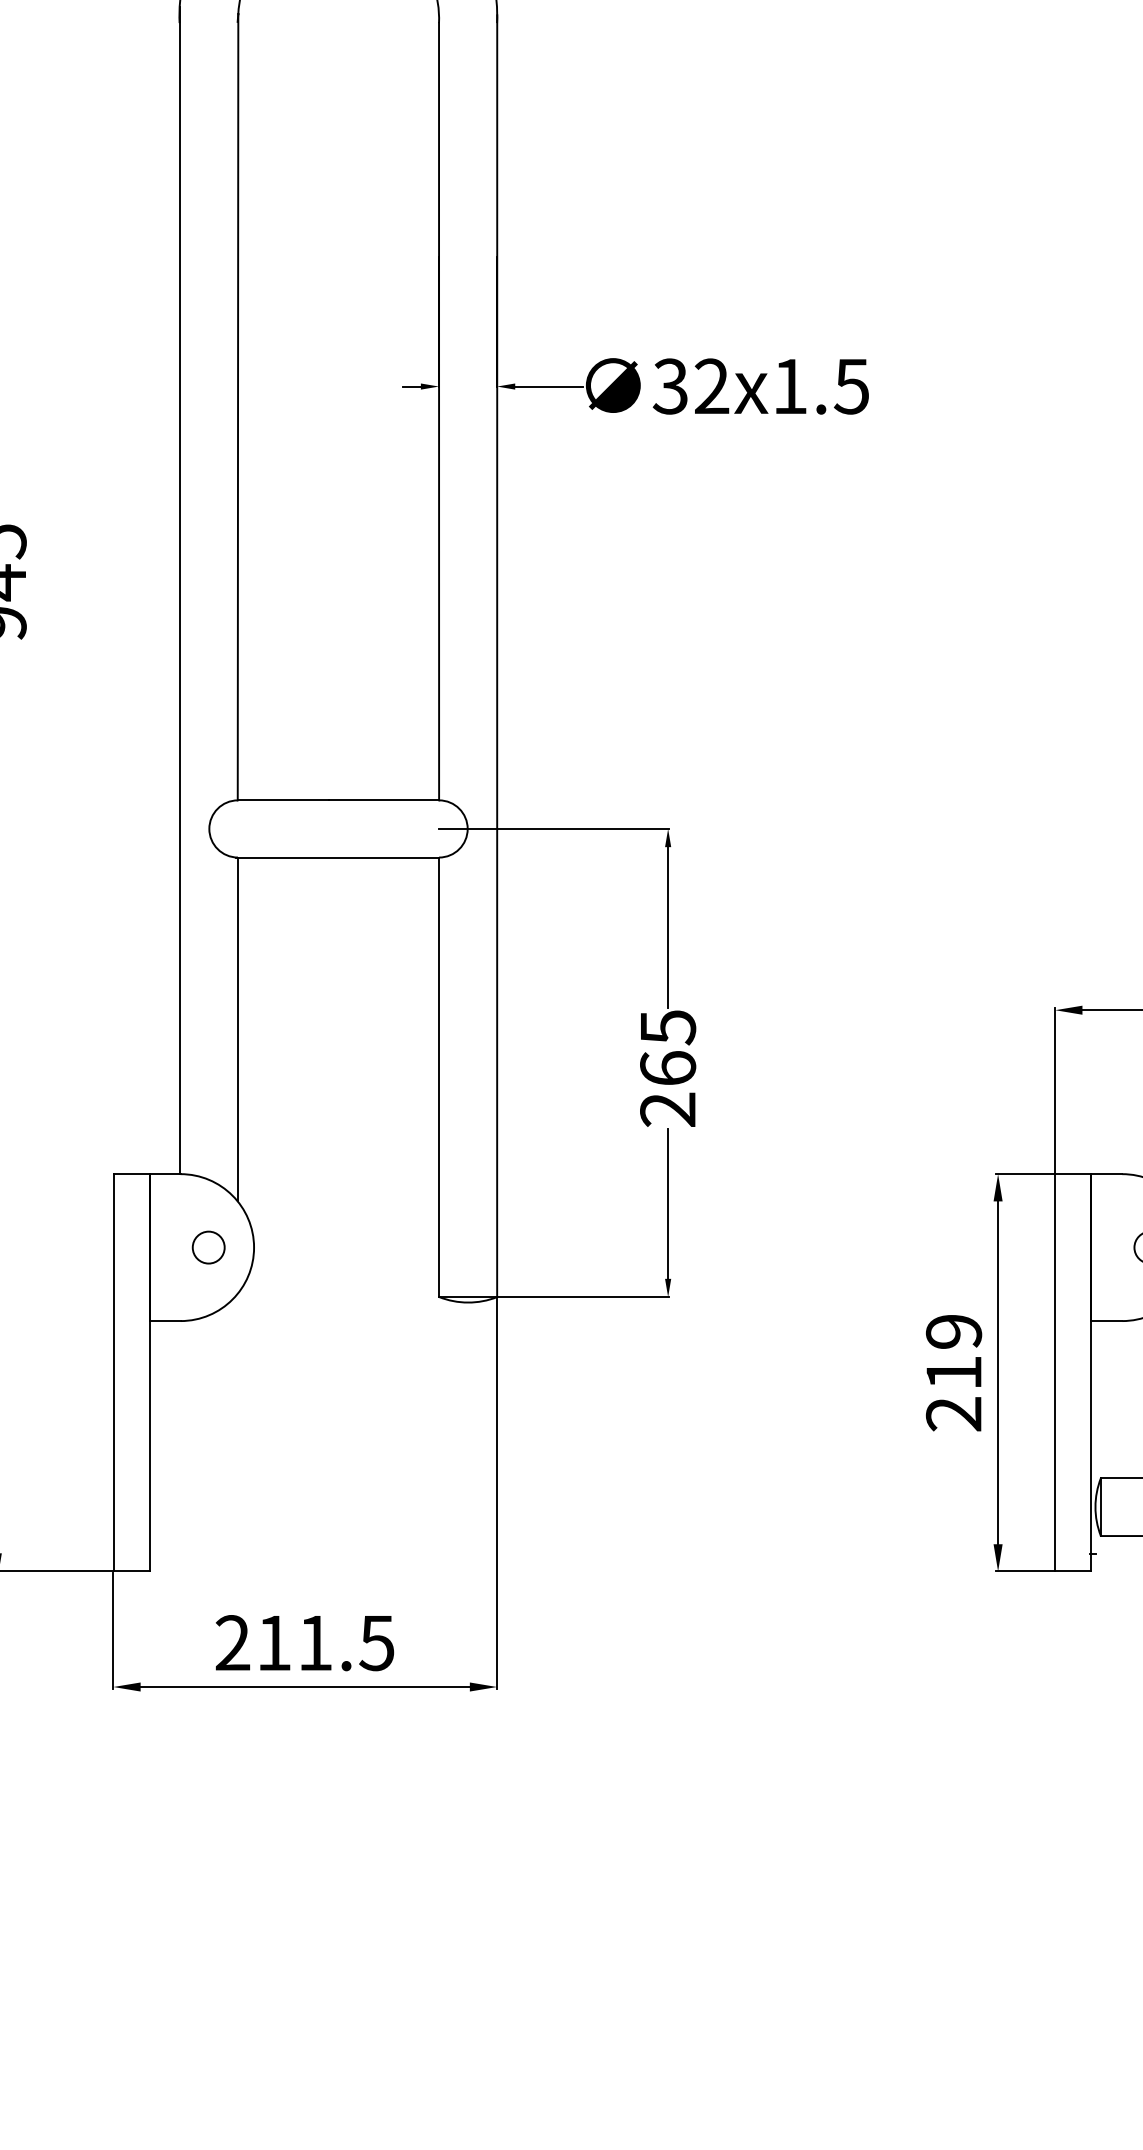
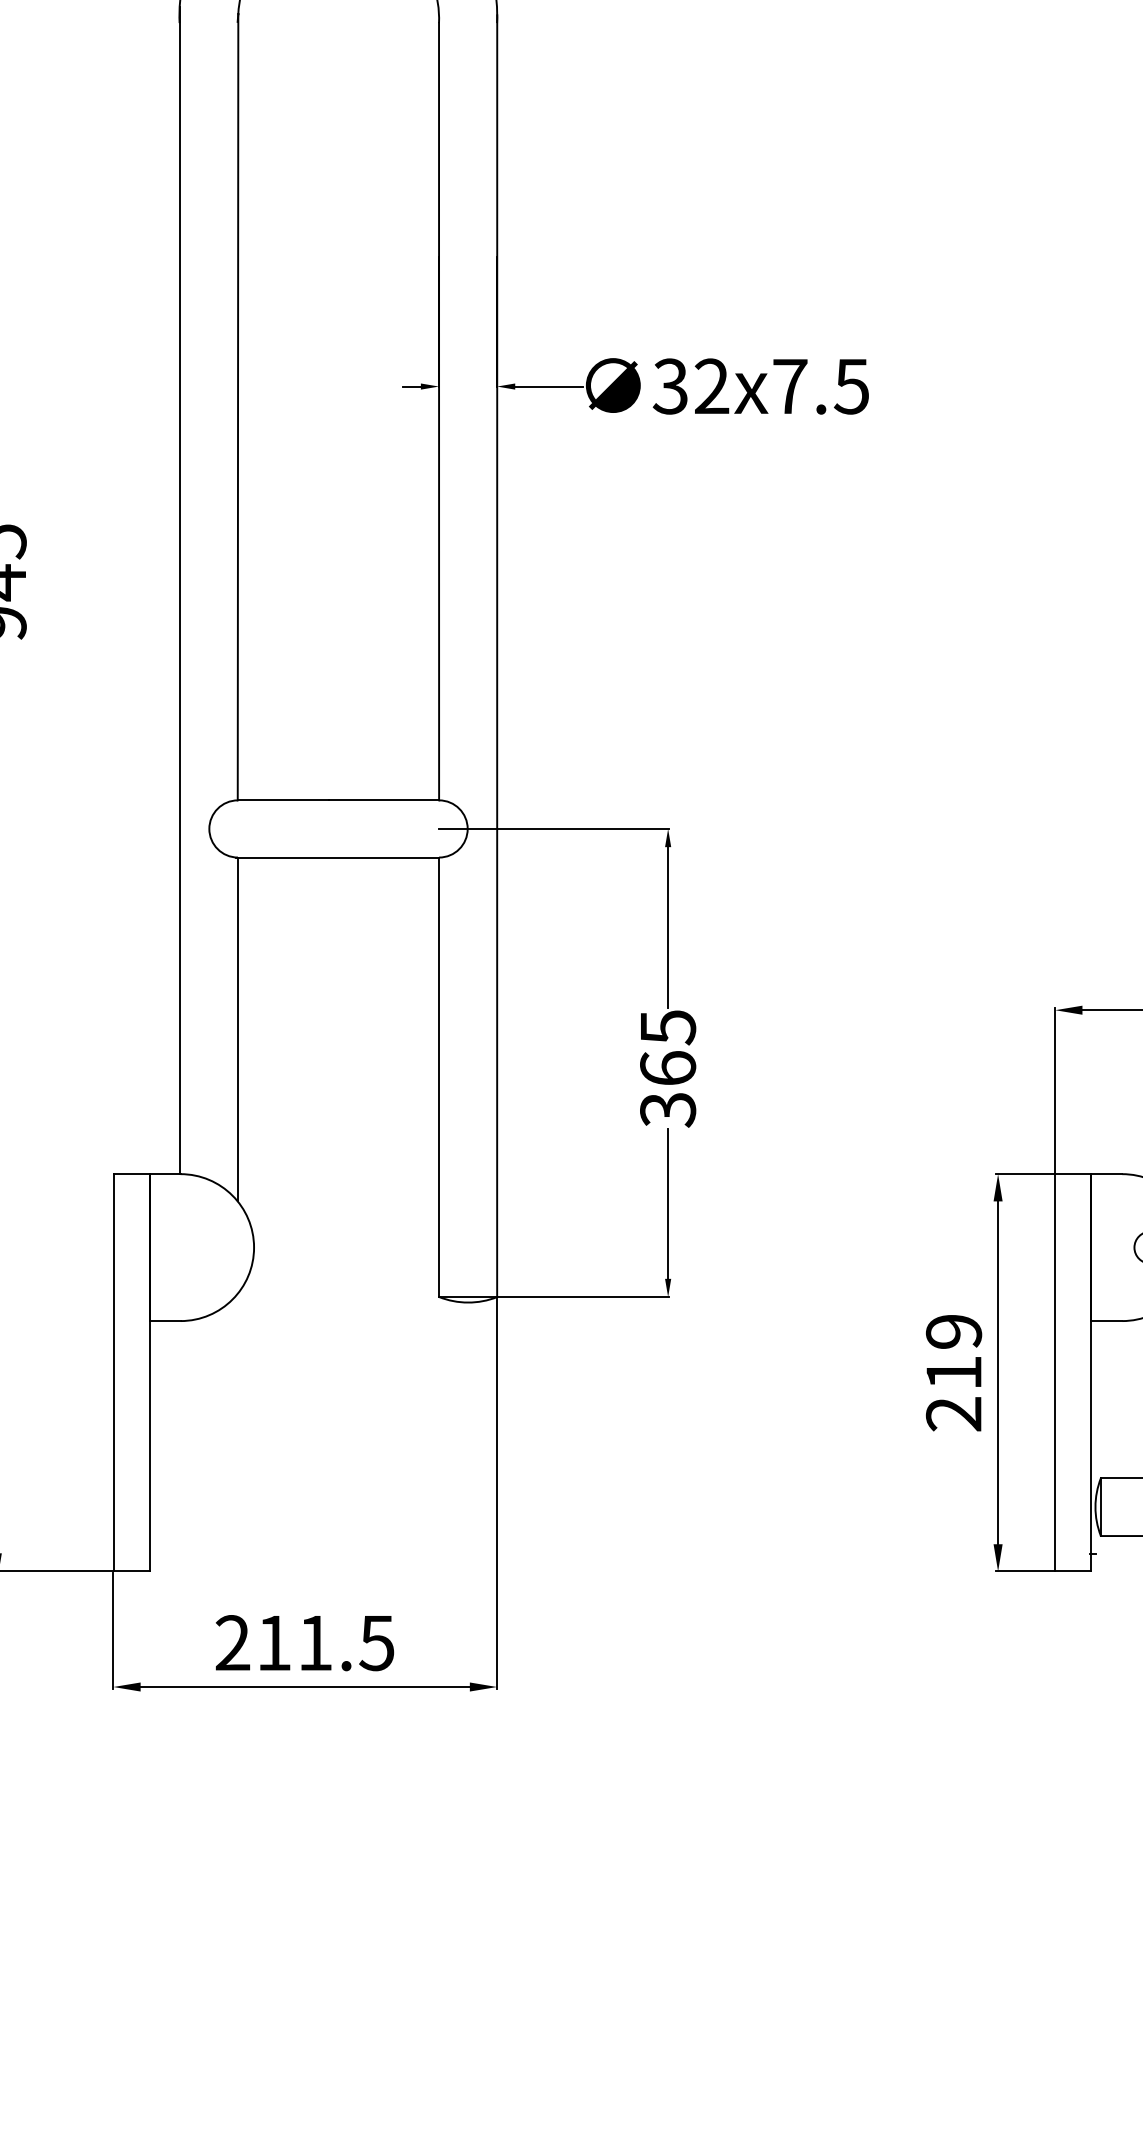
text: 32x1.5 -> 32x7.5 (790, 386)
text: 265 -> 365 (668, 1109)
circle: present -> none (208, 1247)
